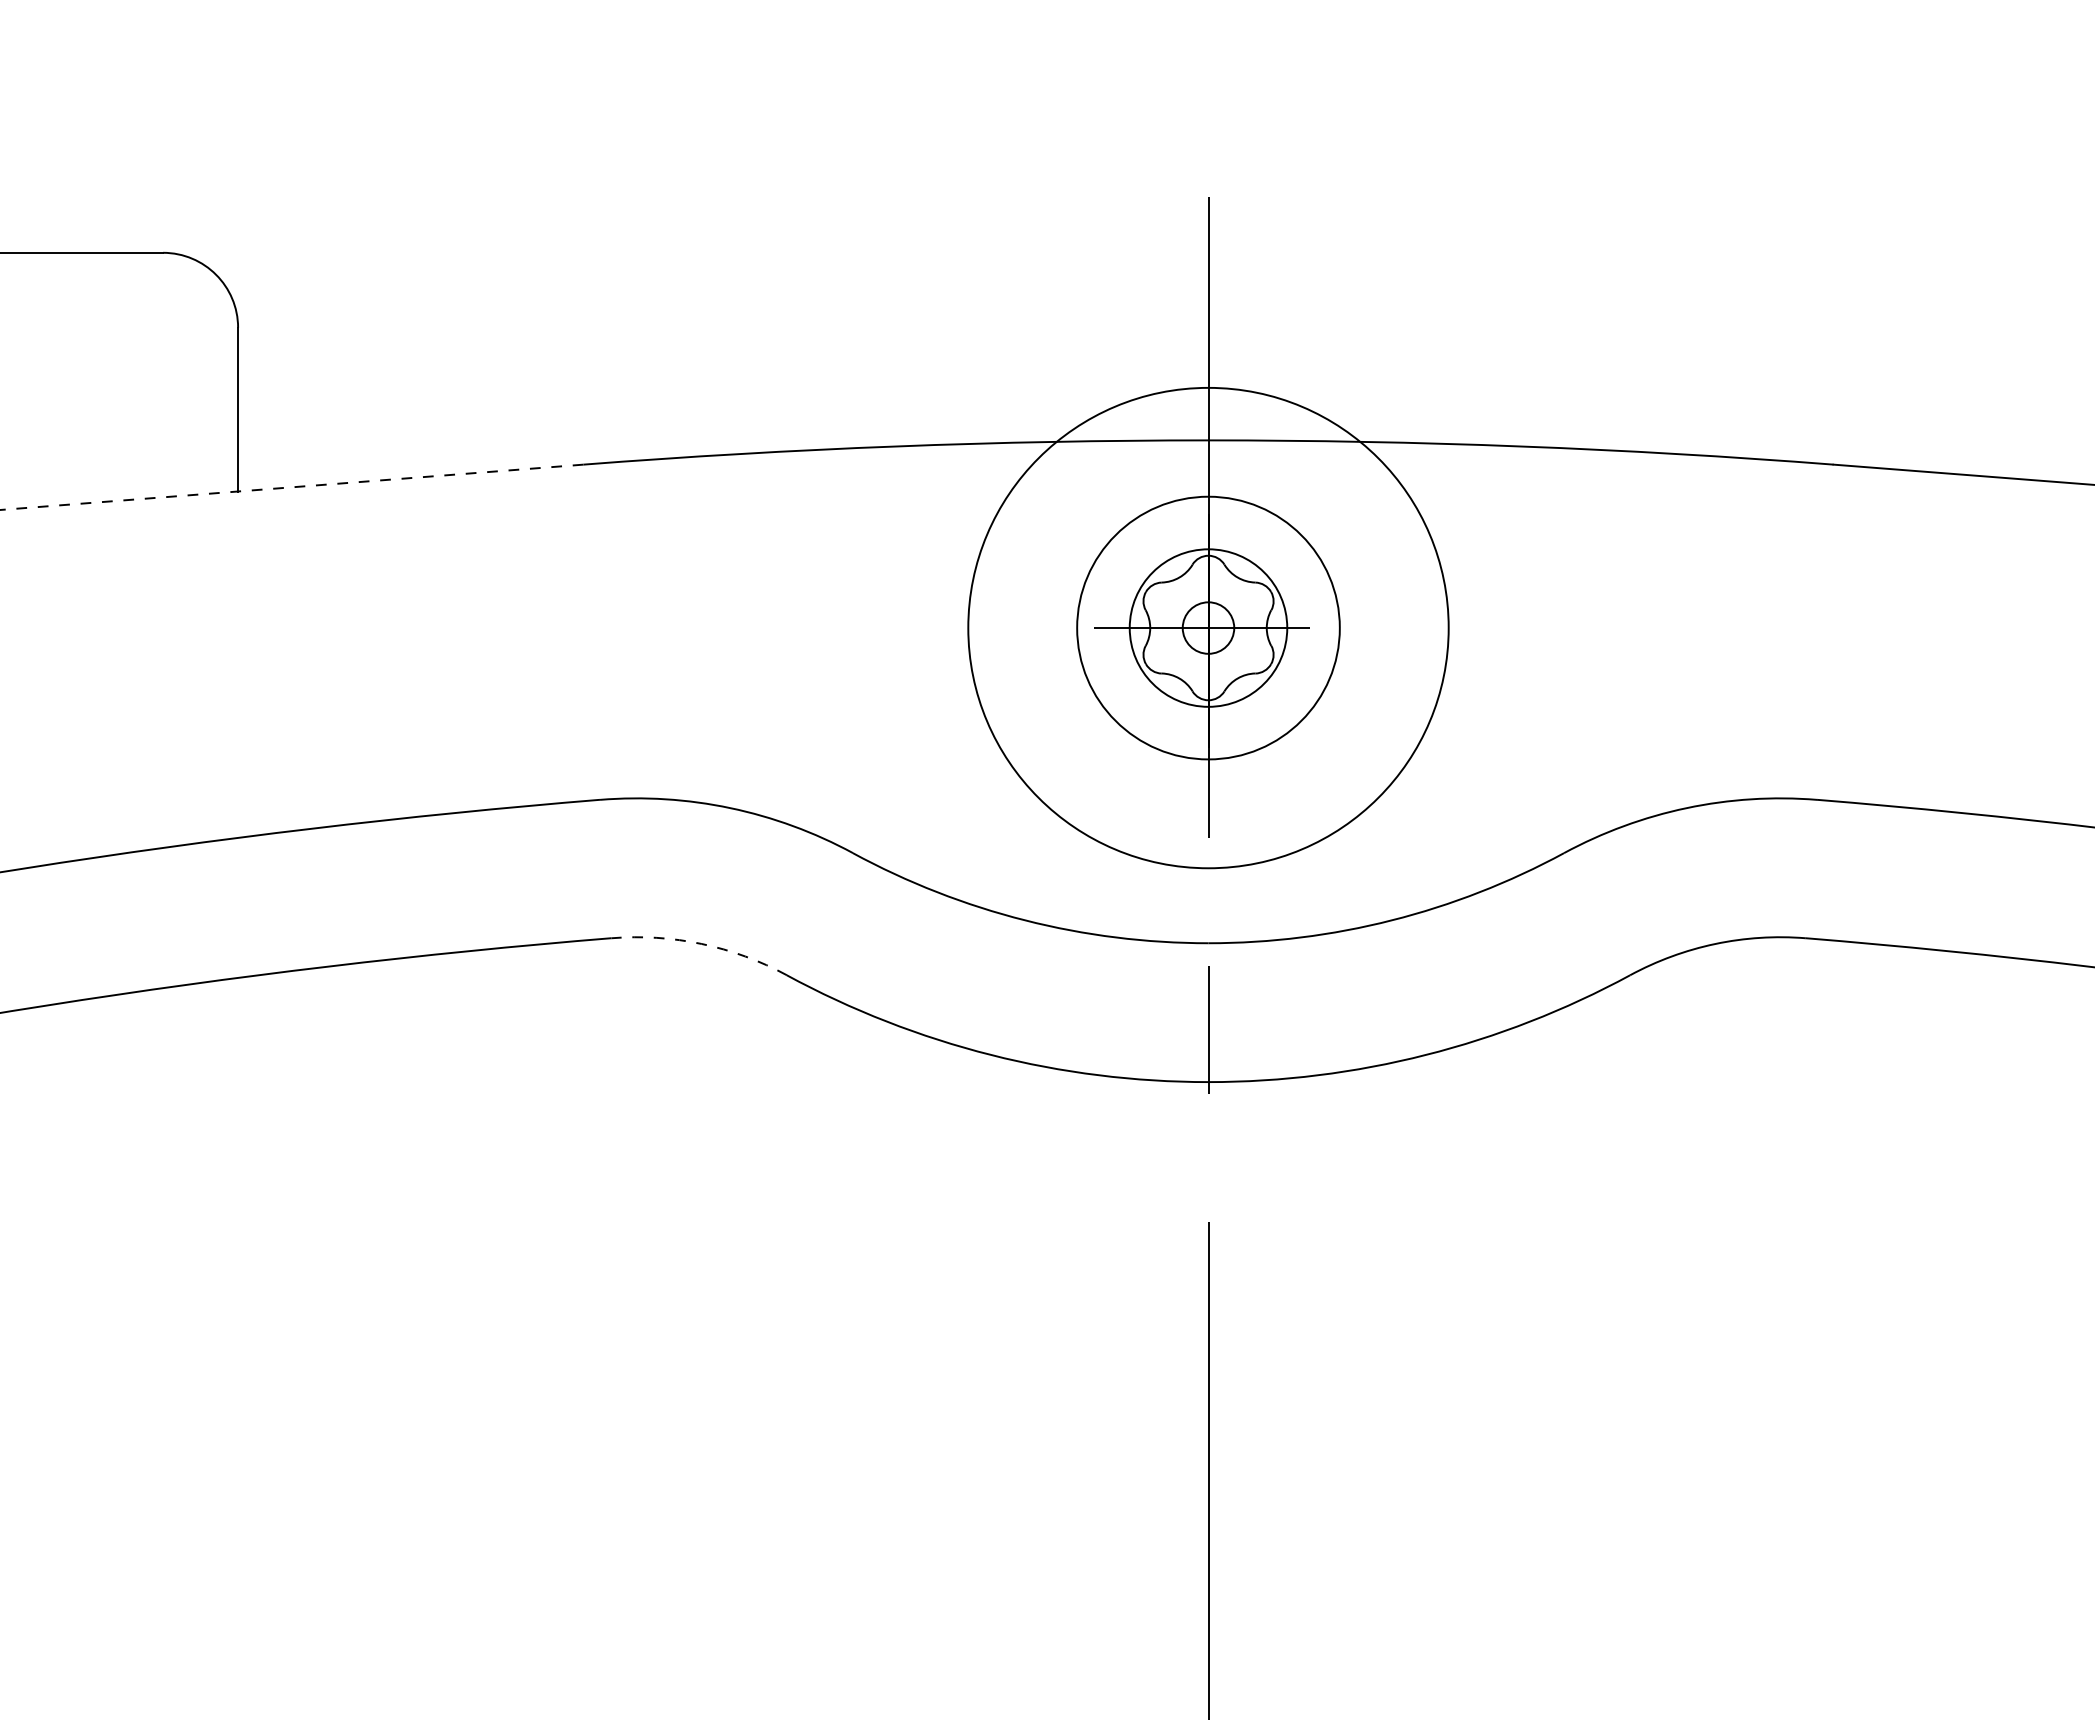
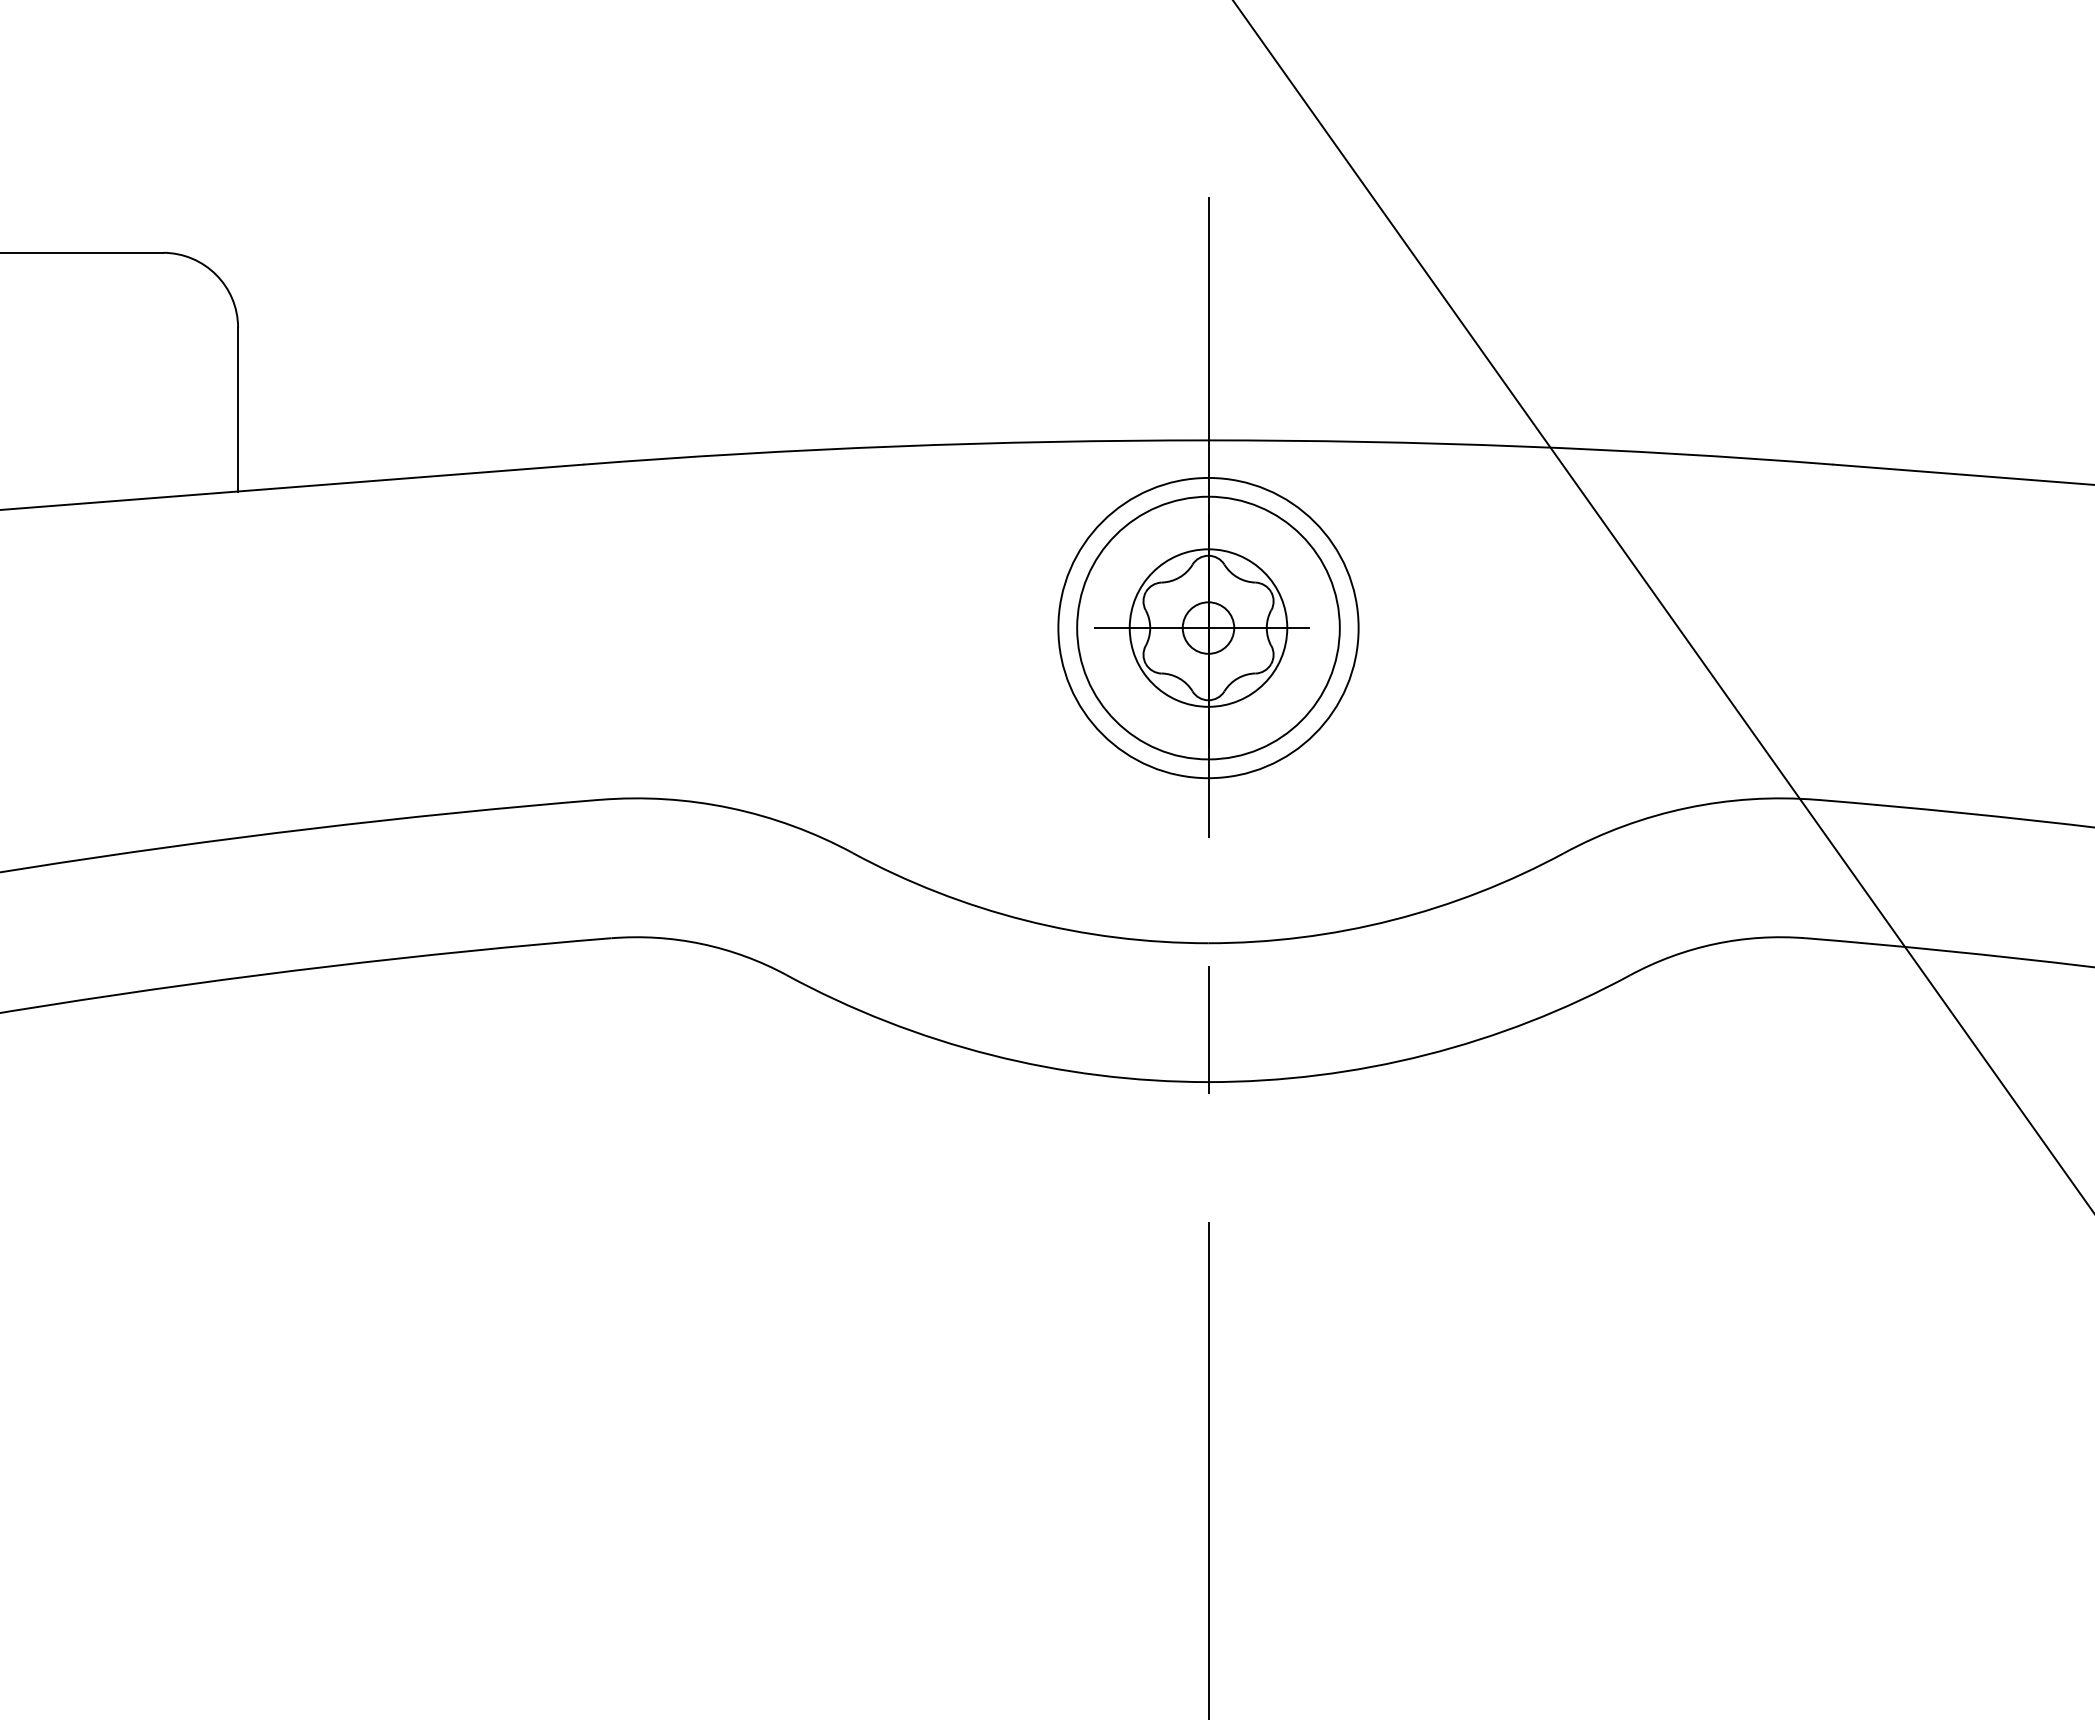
line: dashed -> solid (291, 487)
line: none -> present (1662, 606)
circle diameter: 480 px -> 300 px (1208, 627)
arc: dashed -> solid (701, 944)
